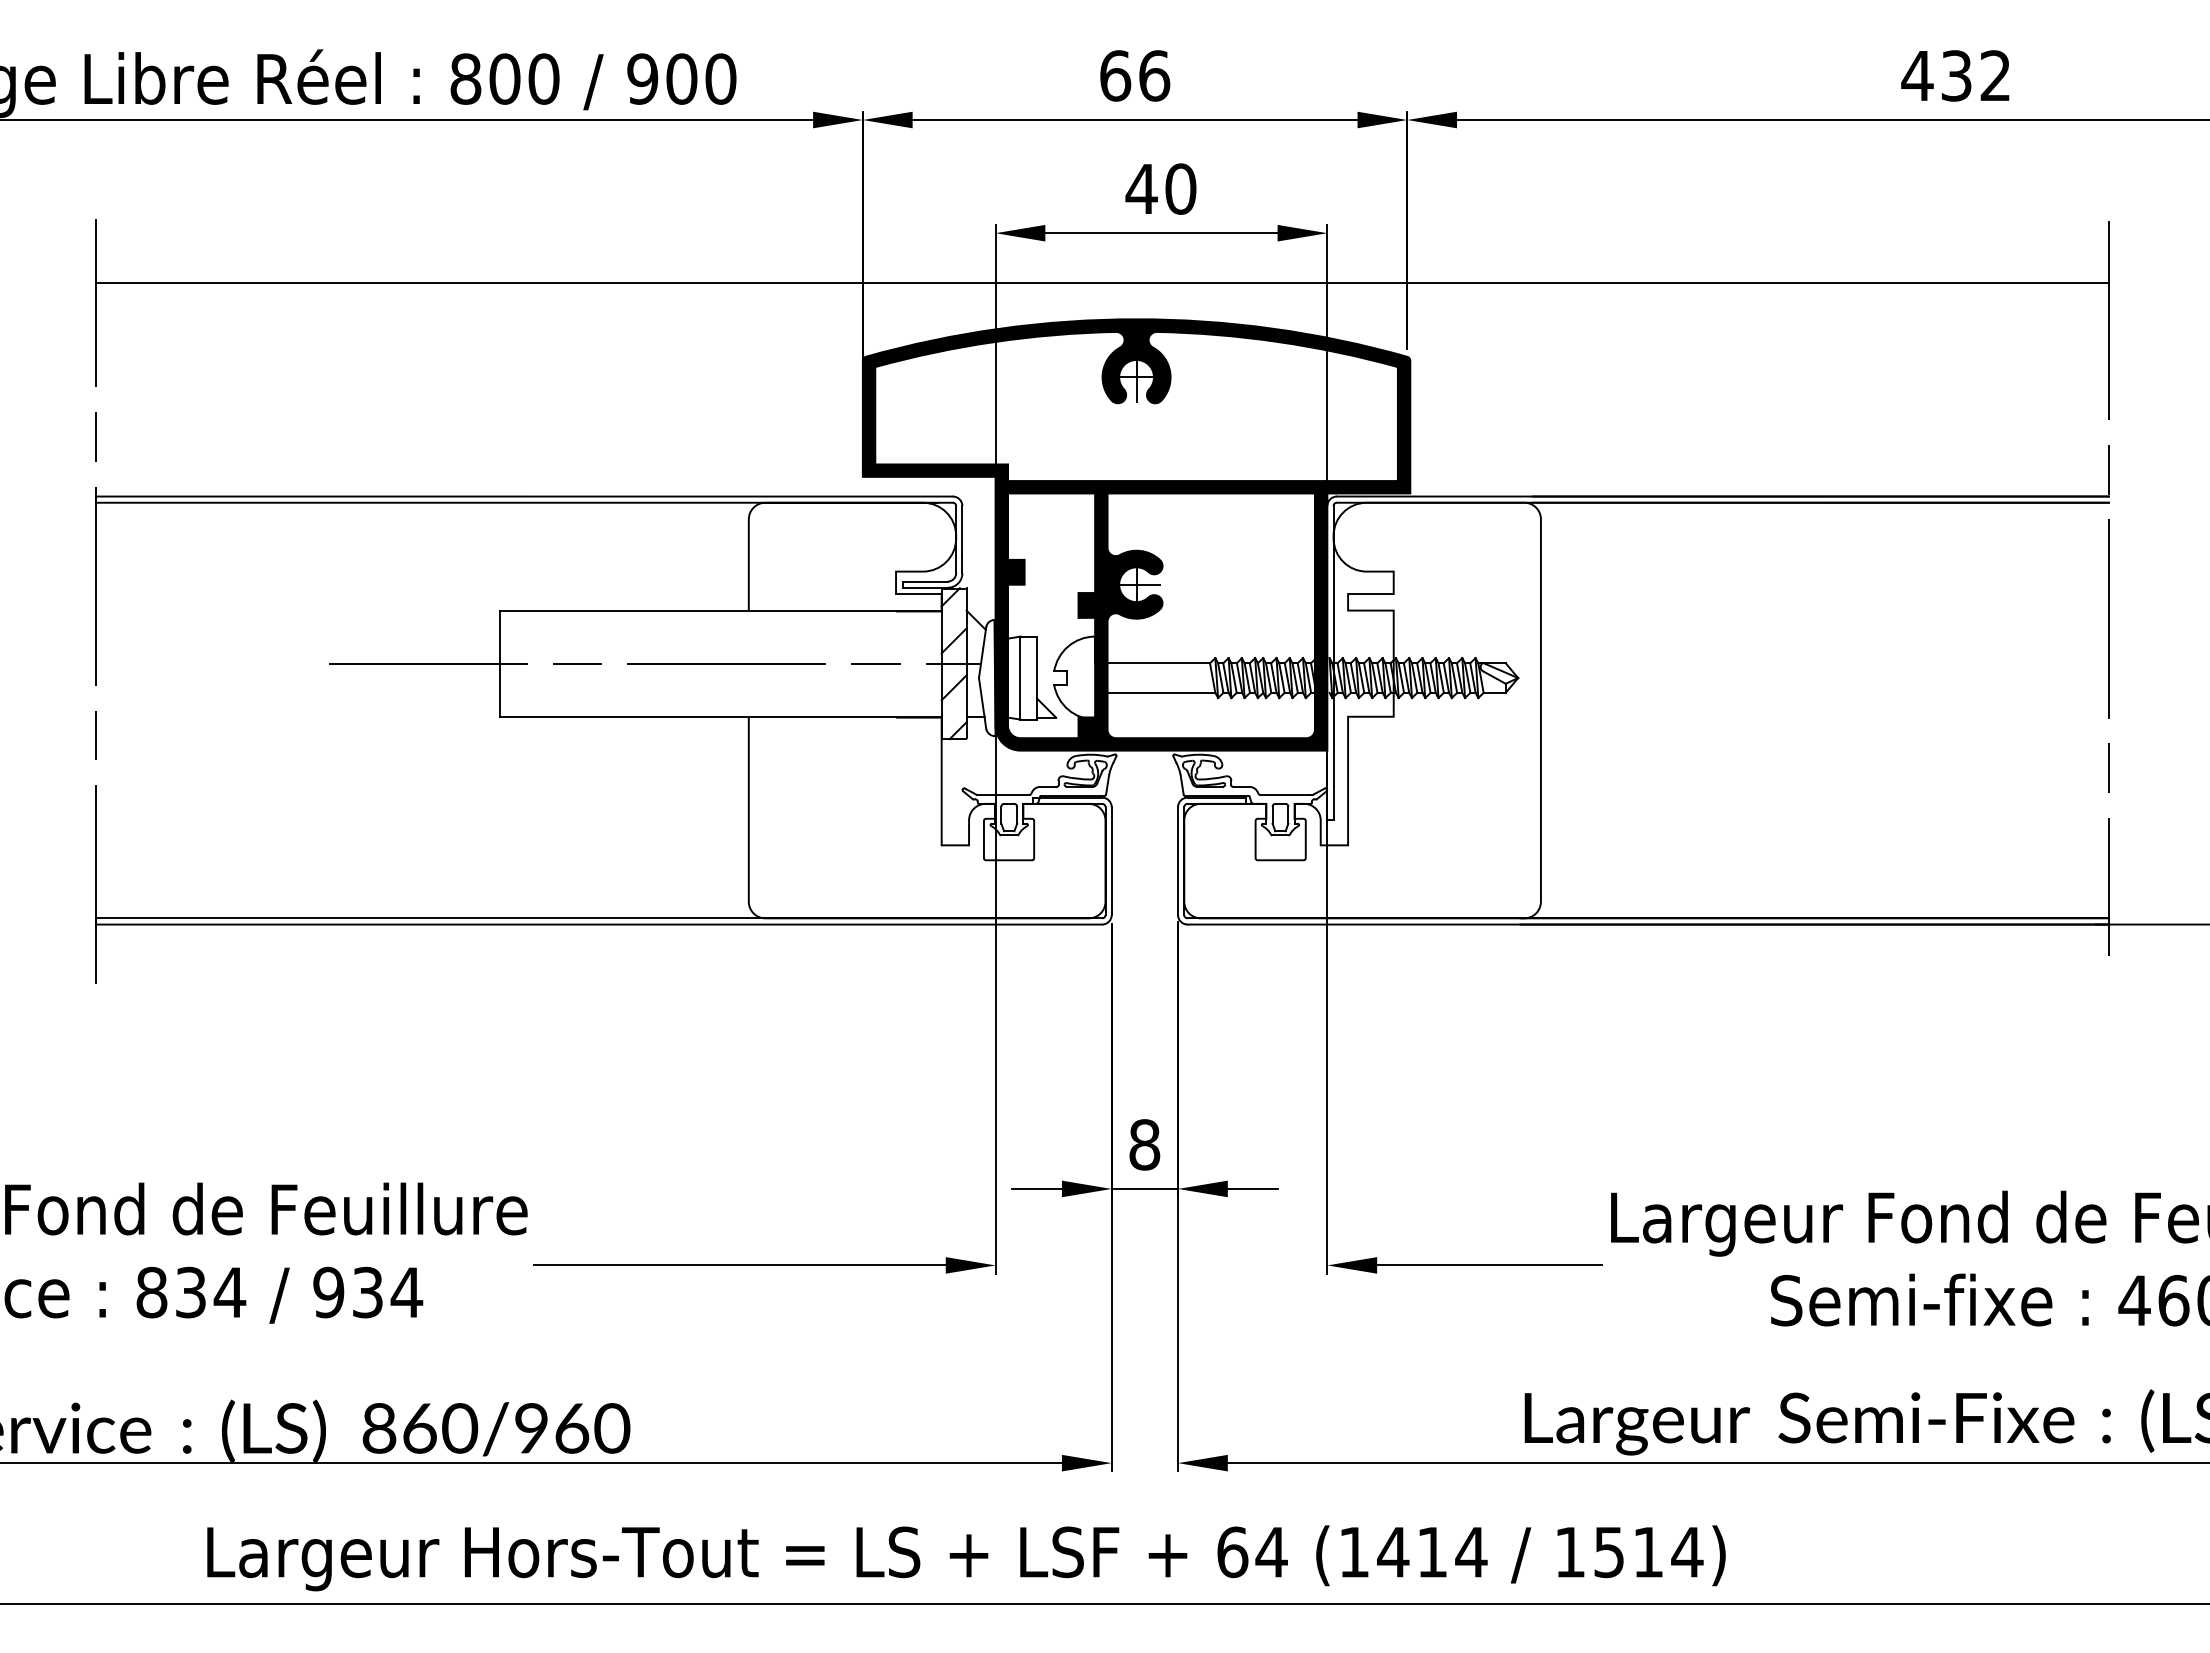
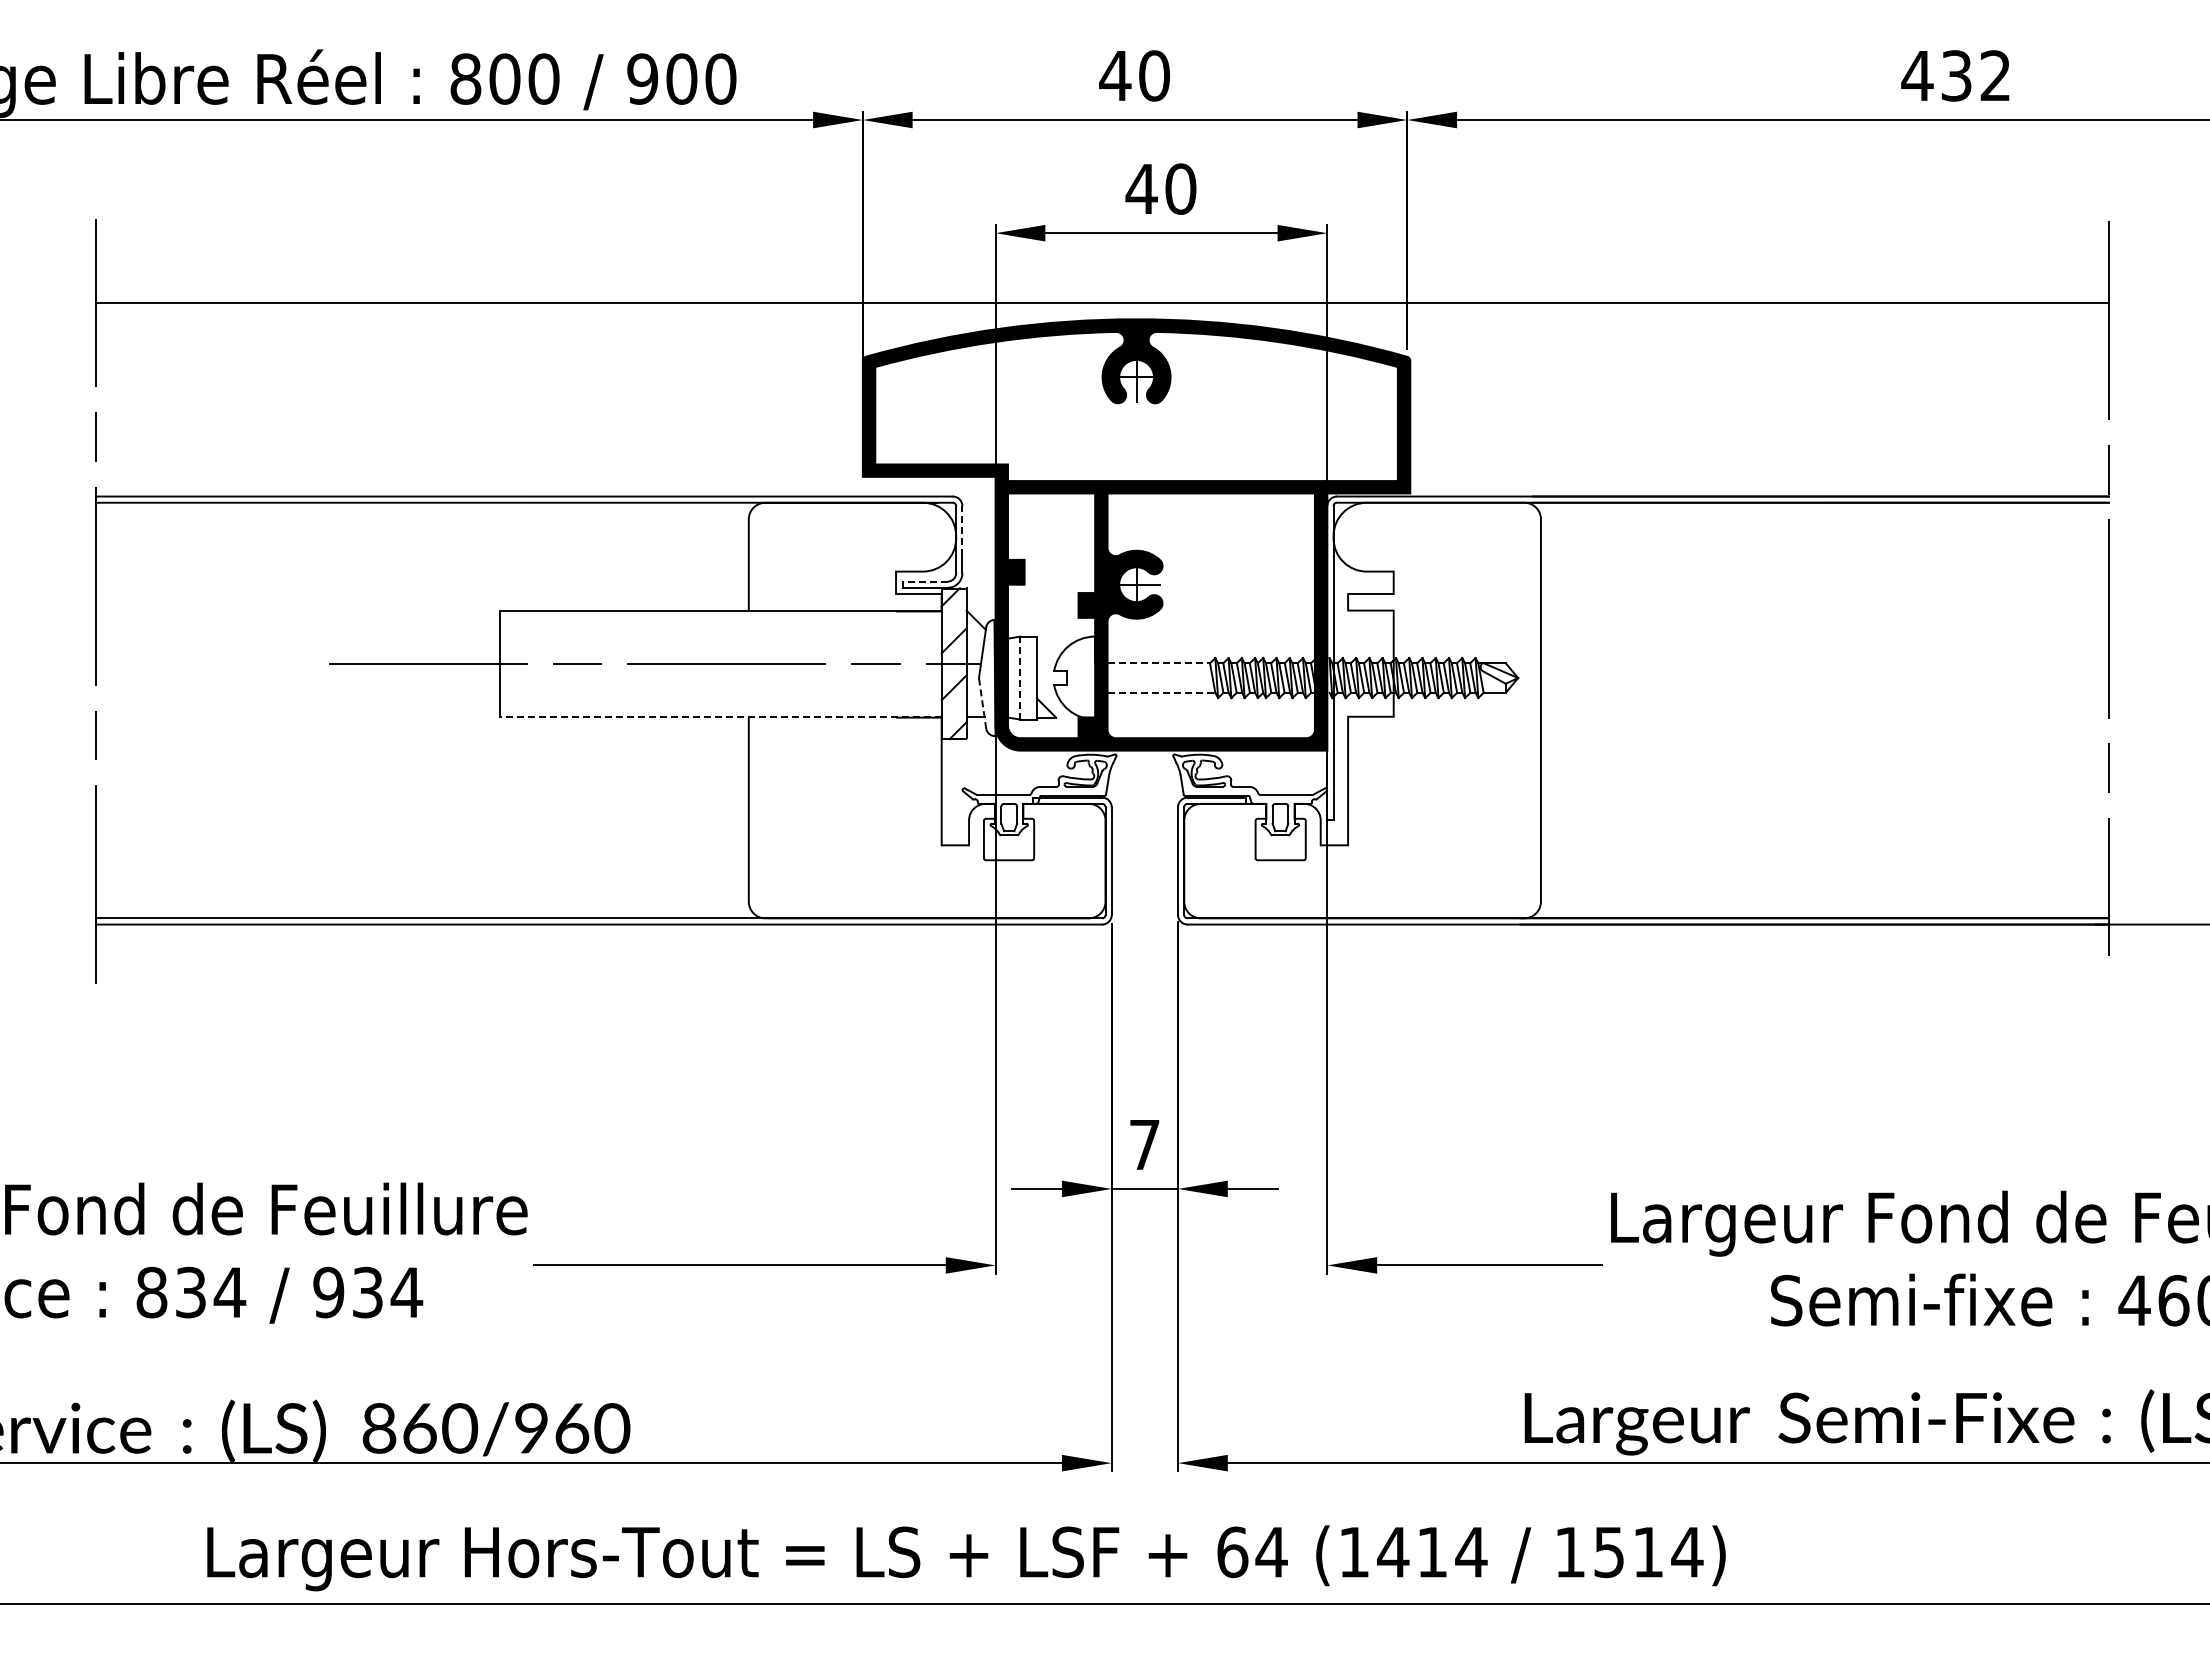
text: 66 -> 40 (1134, 75)
line position: (1102, 283) -> (1102, 303) (1102, 303)
line: solid -> dashed (962, 530)
line: solid -> dashed (925, 581)
line: solid -> dashed (1159, 663)
line: solid -> dashed (1020, 677)
line: solid -> dashed (1161, 692)
line: solid -> dashed (982, 703)
line: solid -> dashed (720, 716)
text: 8 -> 7 (1144, 1144)
